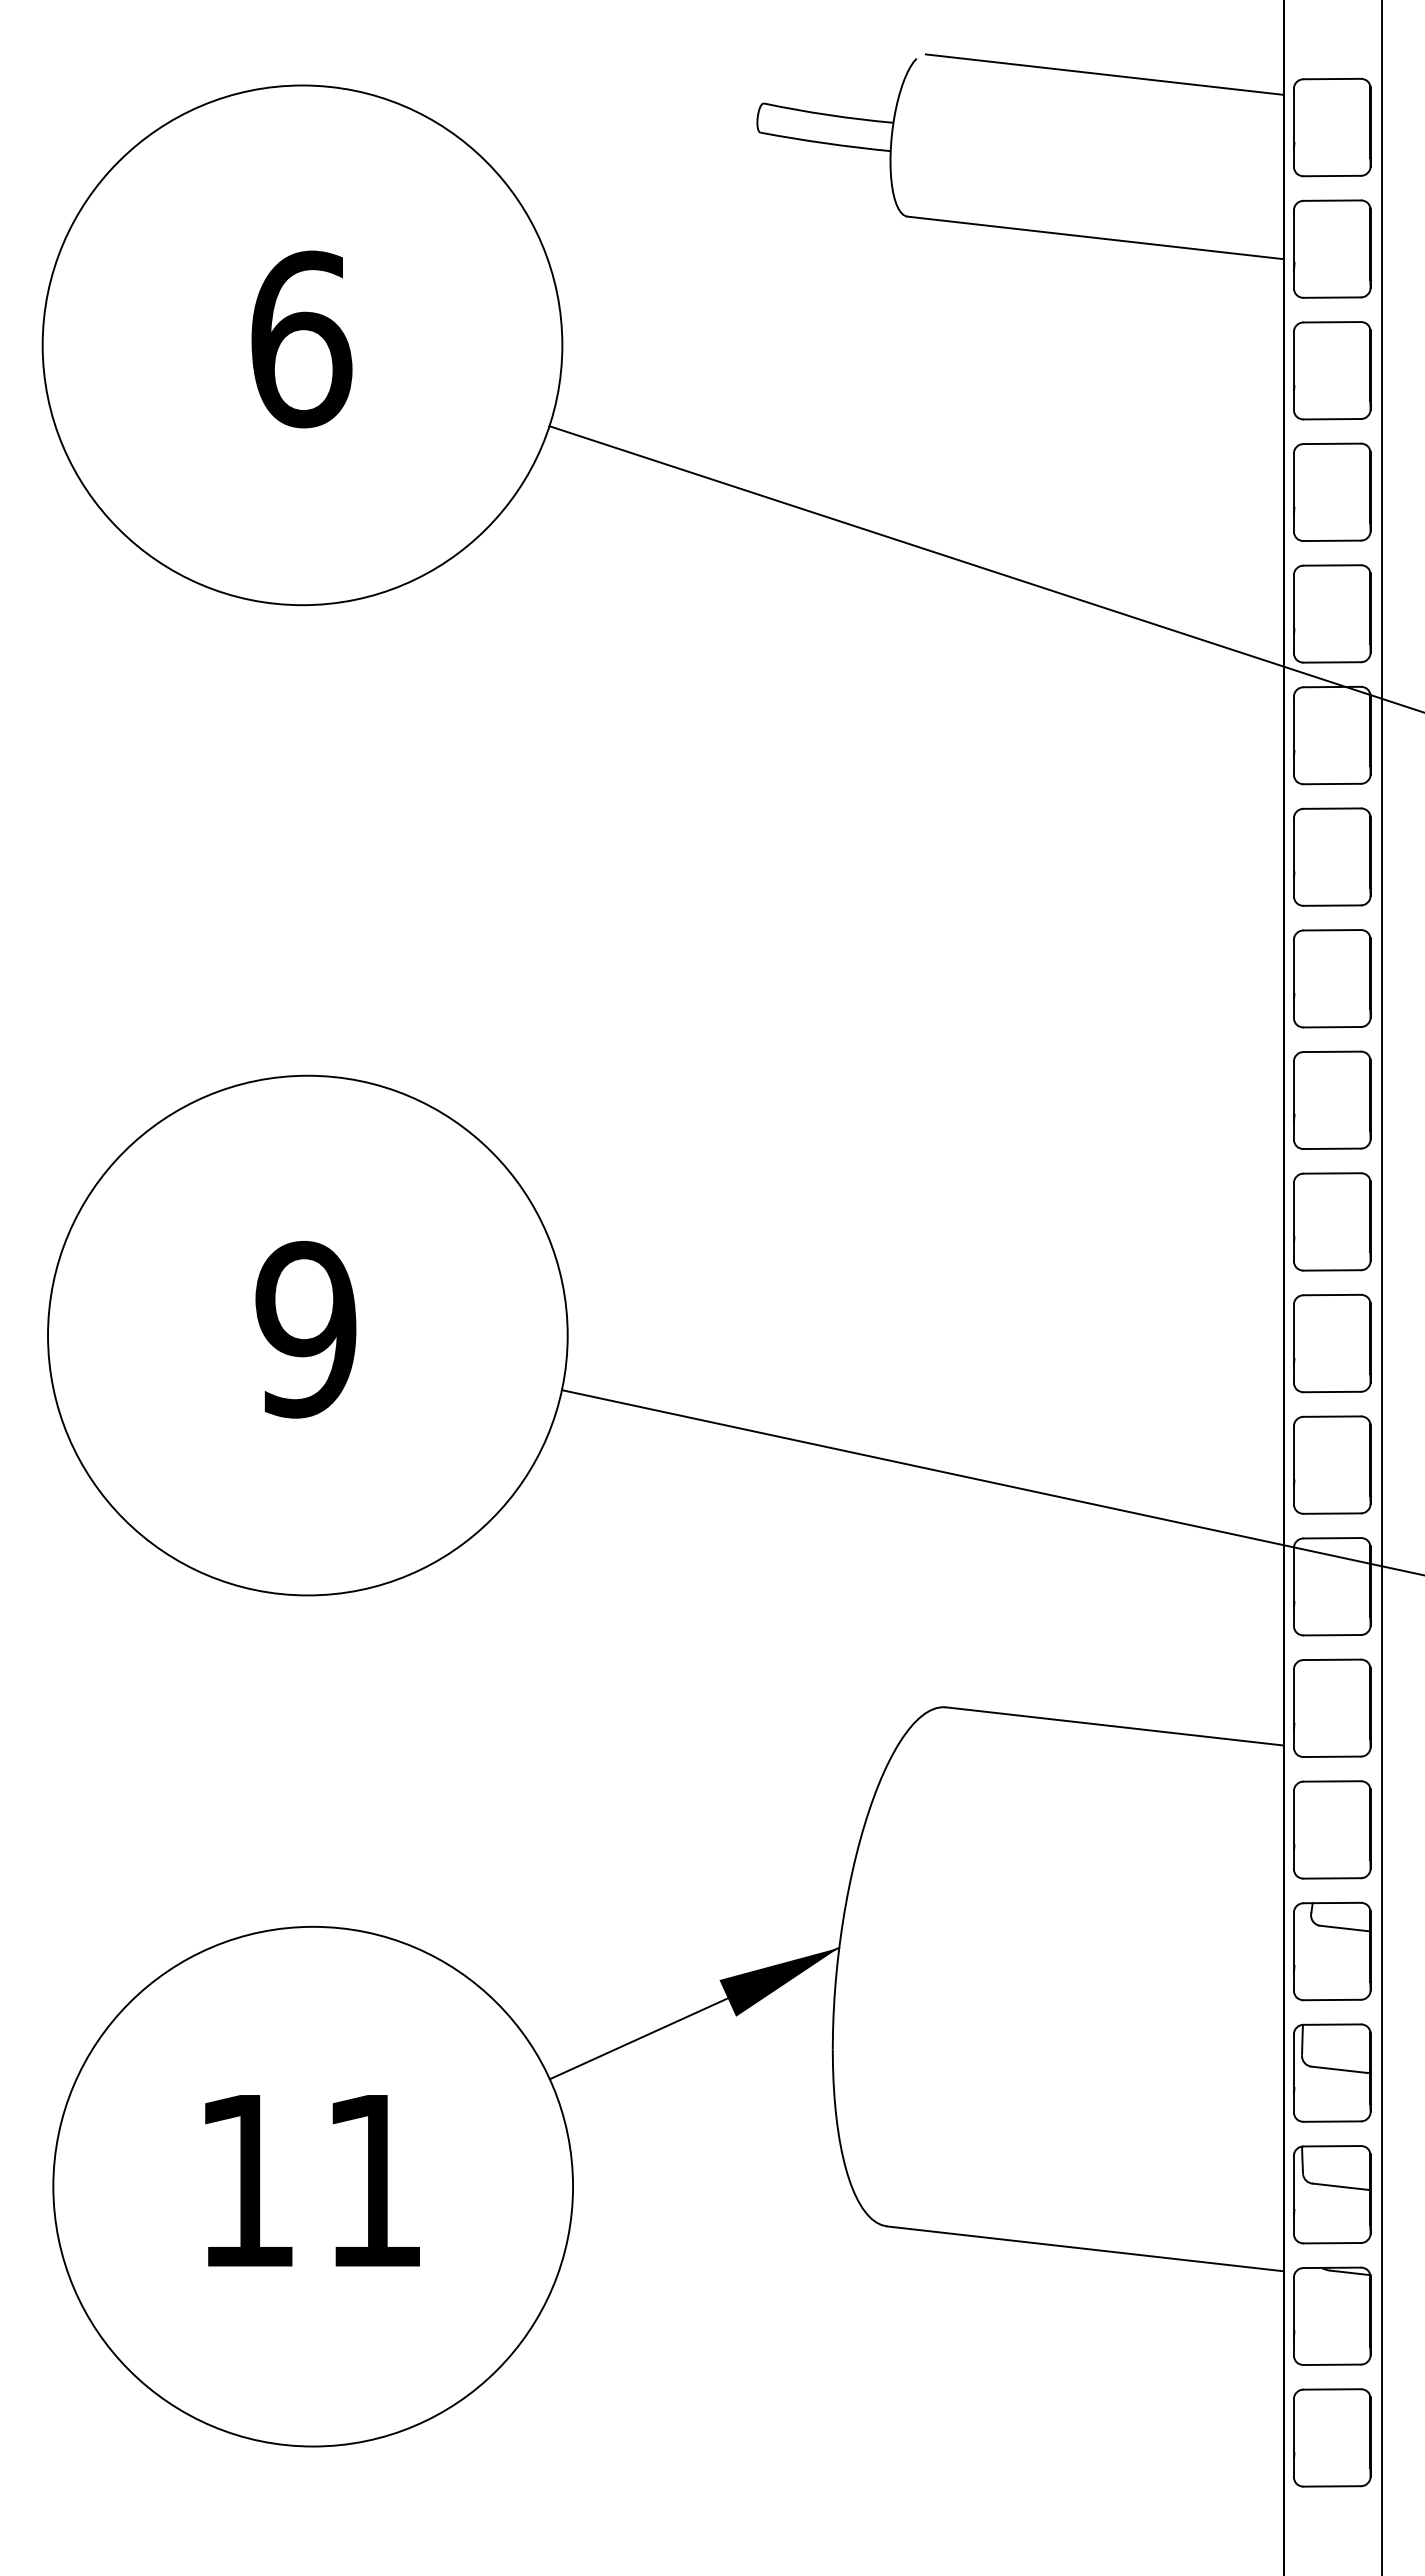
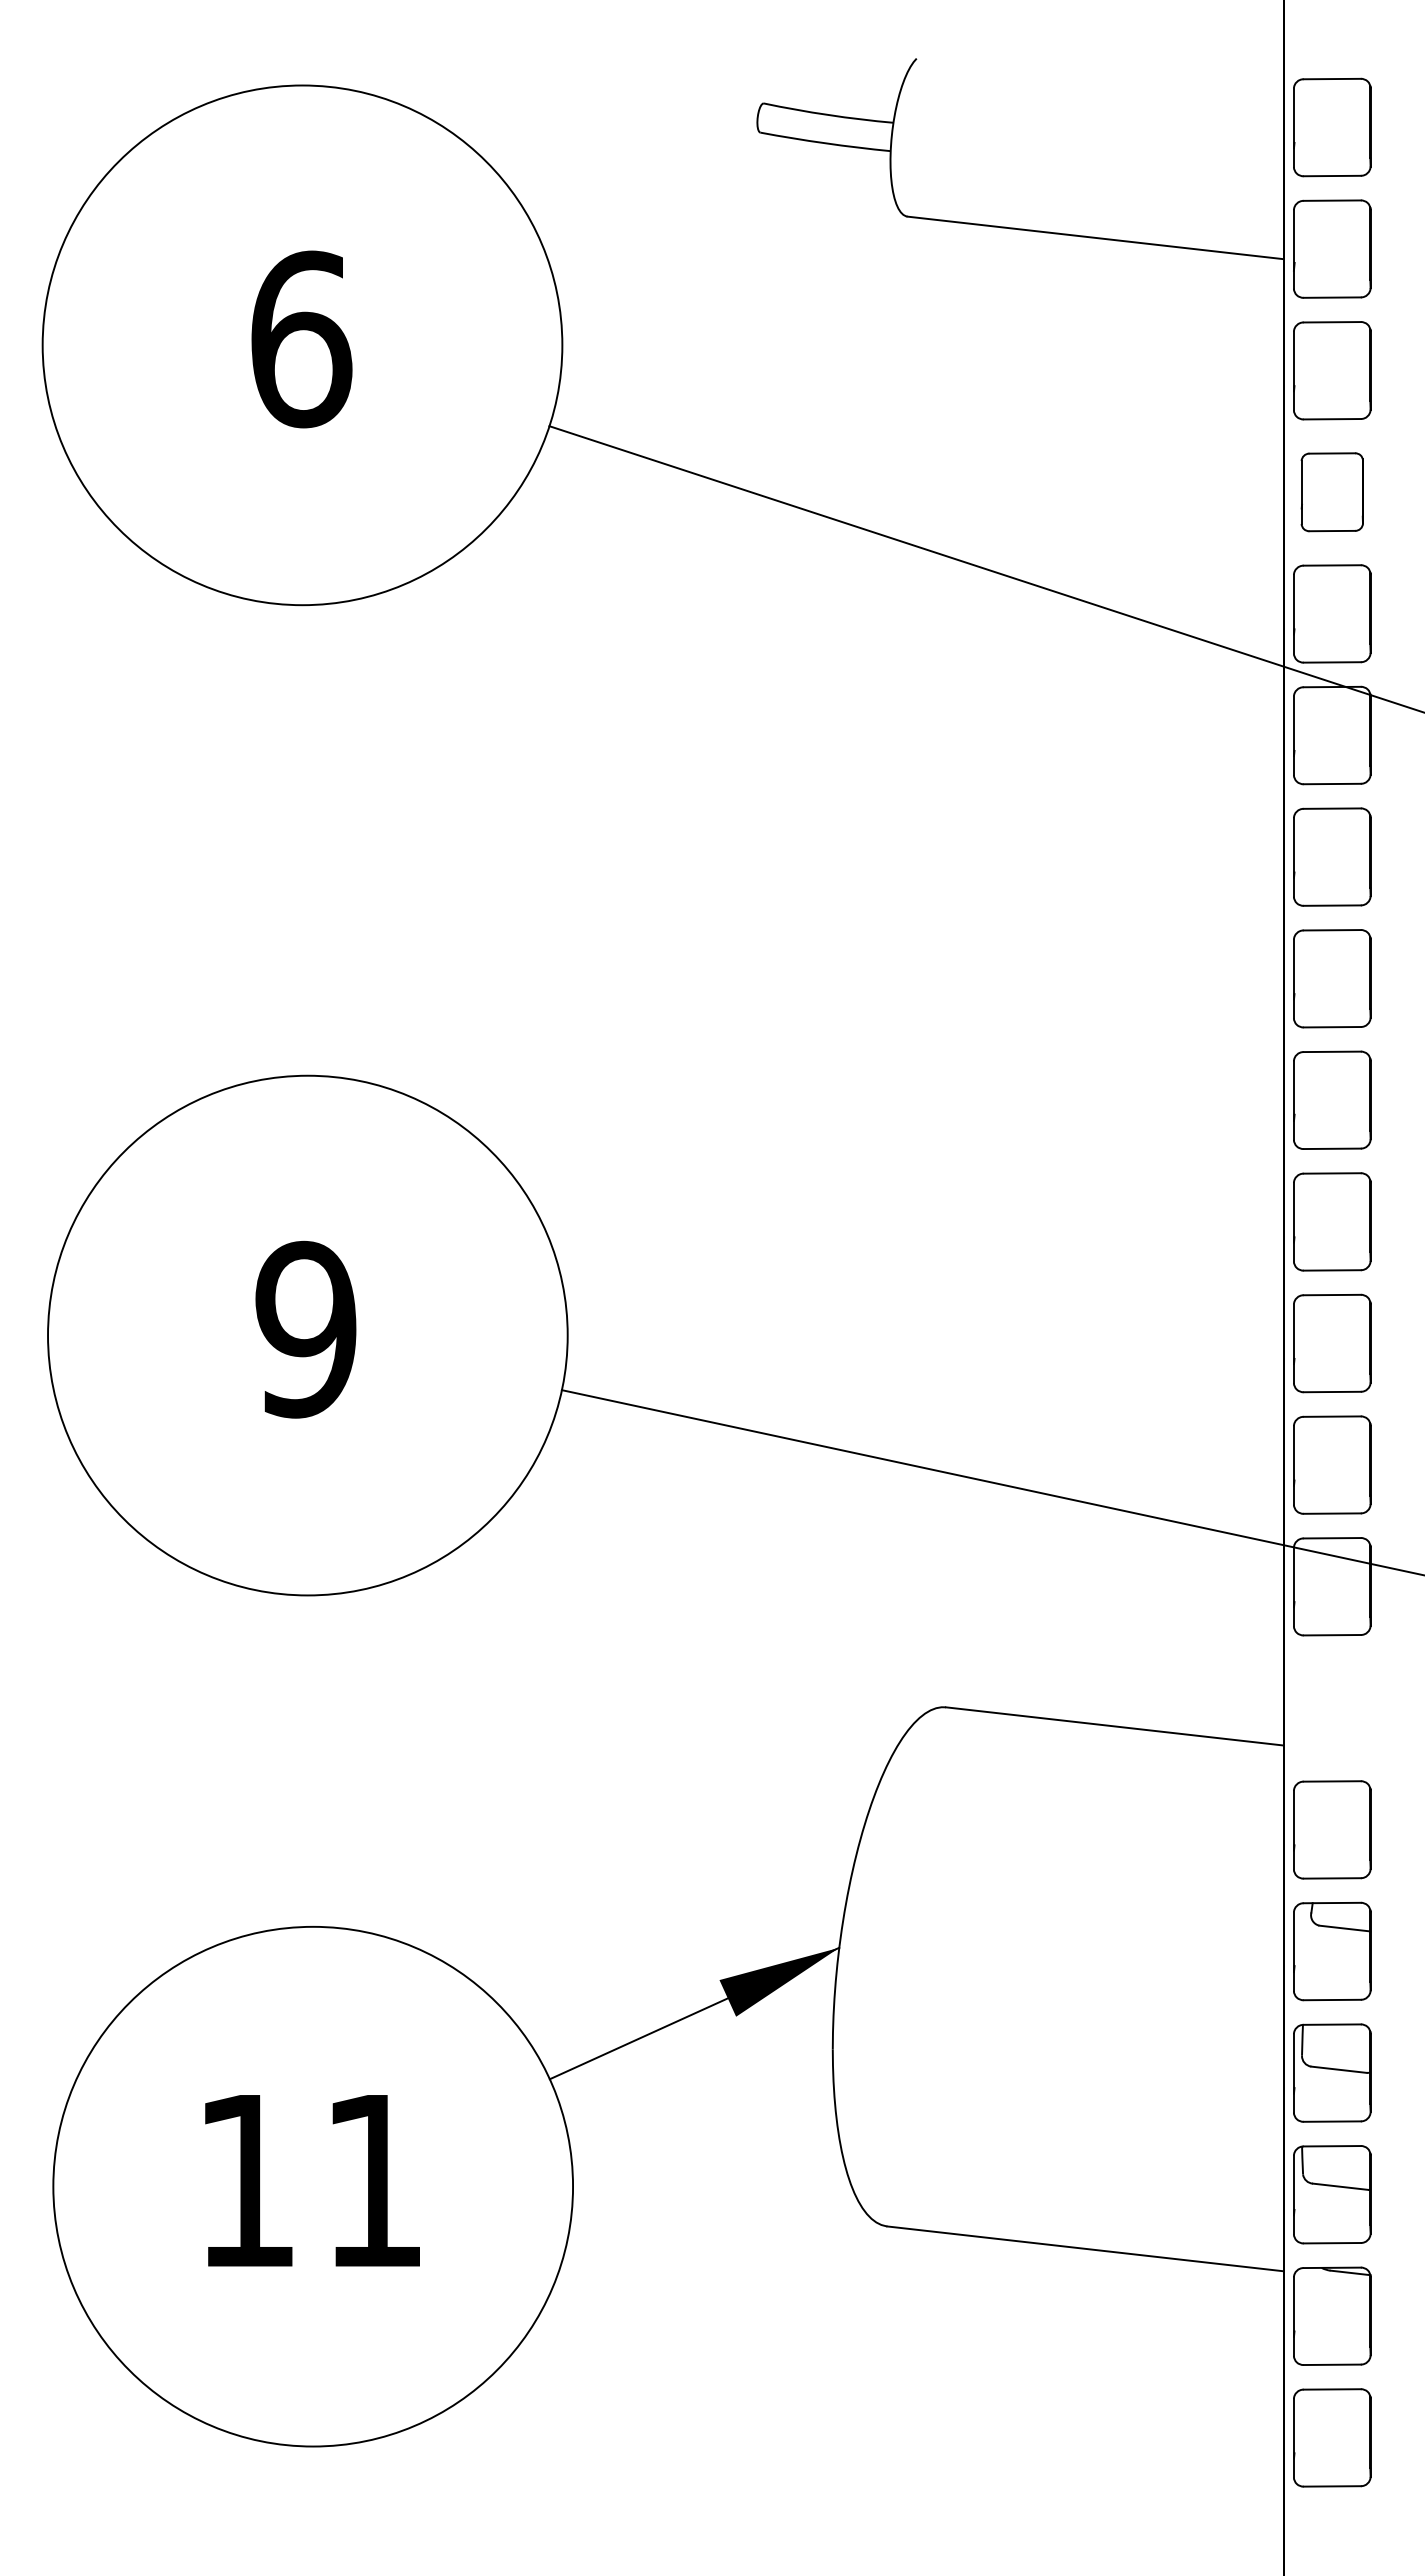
line: present -> none (1104, 74)
part size: 79x100 px -> 64x81 px (1331, 492)
line: present -> none (1382, 1287)
part: present -> none (1332, 1707)
